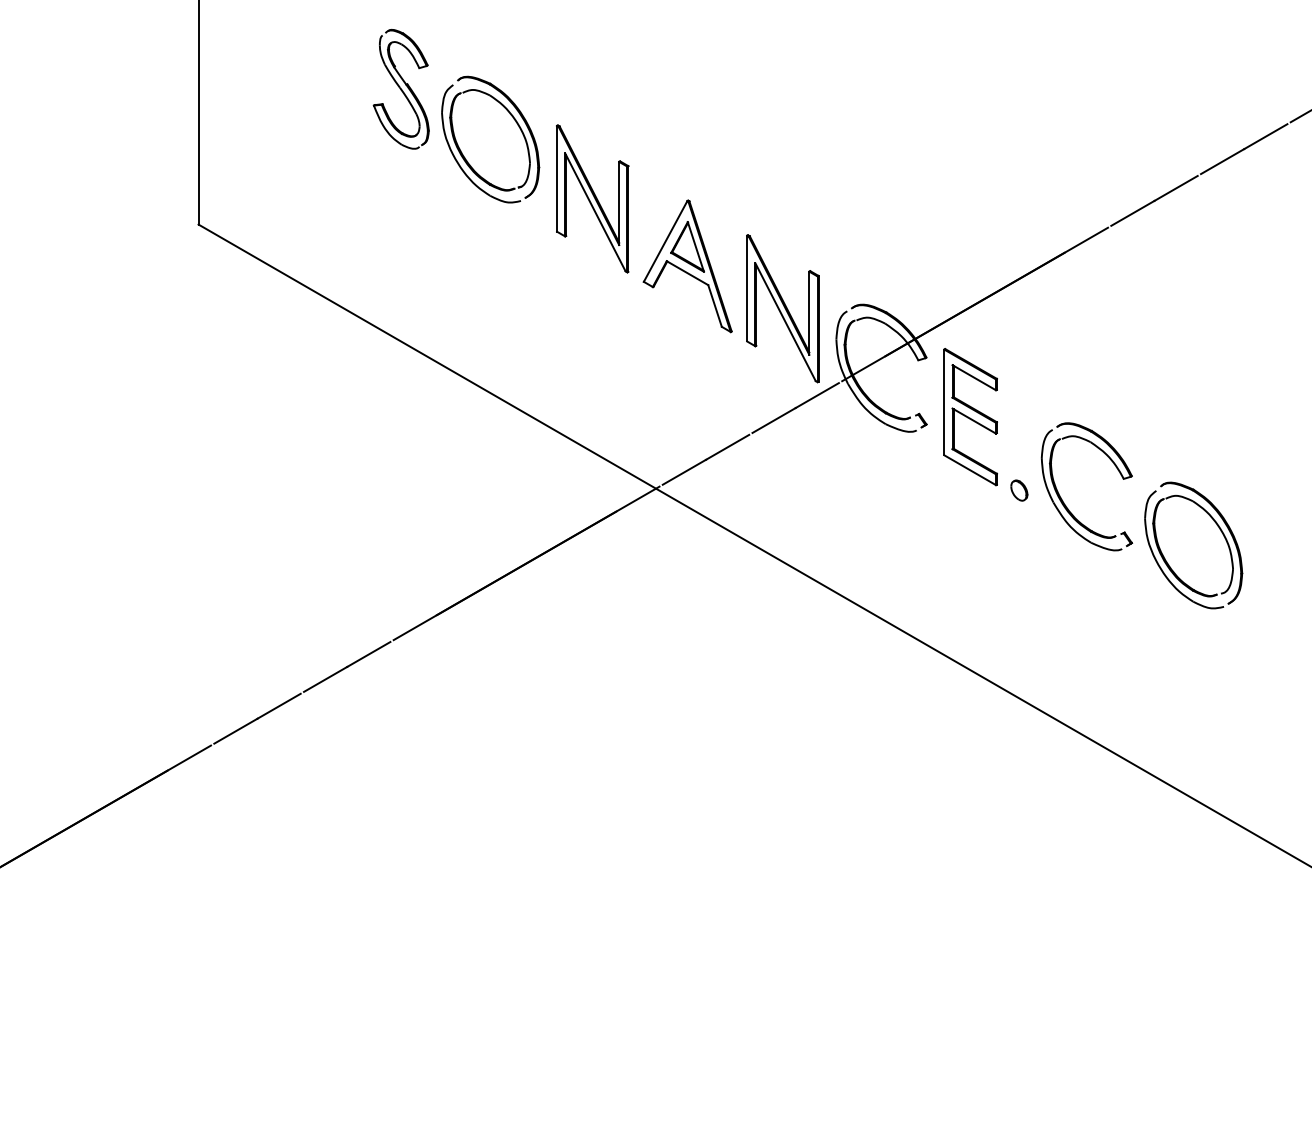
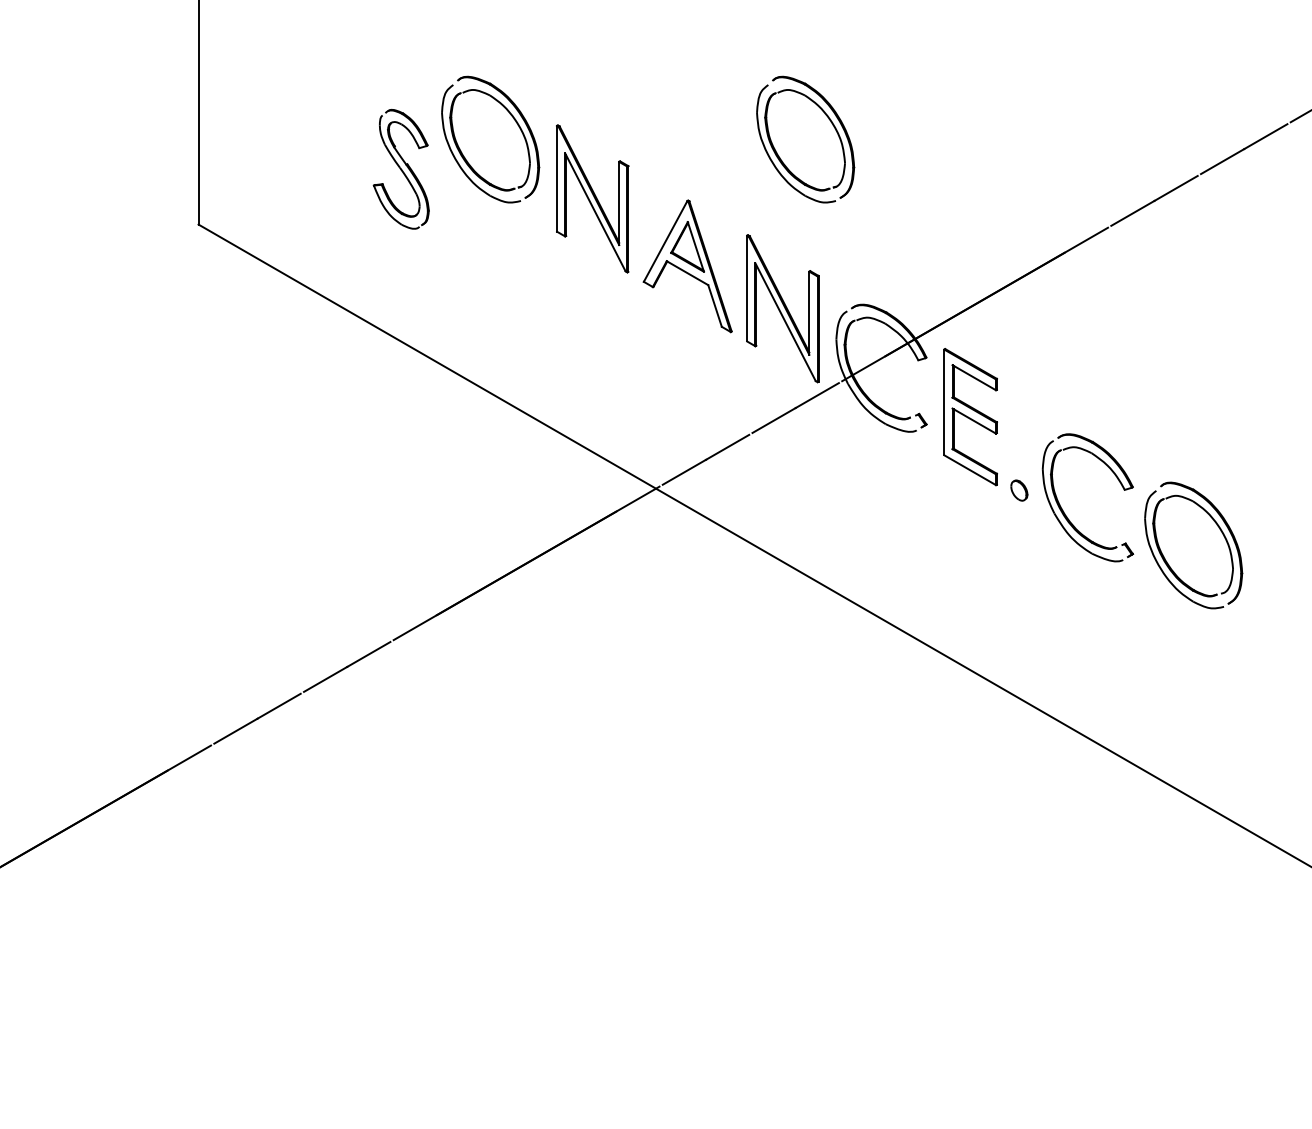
part position: (400, 88) -> (400, 168) (400, 168)
part: none -> present (830, 122)
part position: (1063, 500) -> (1064, 511) (1064, 511)
